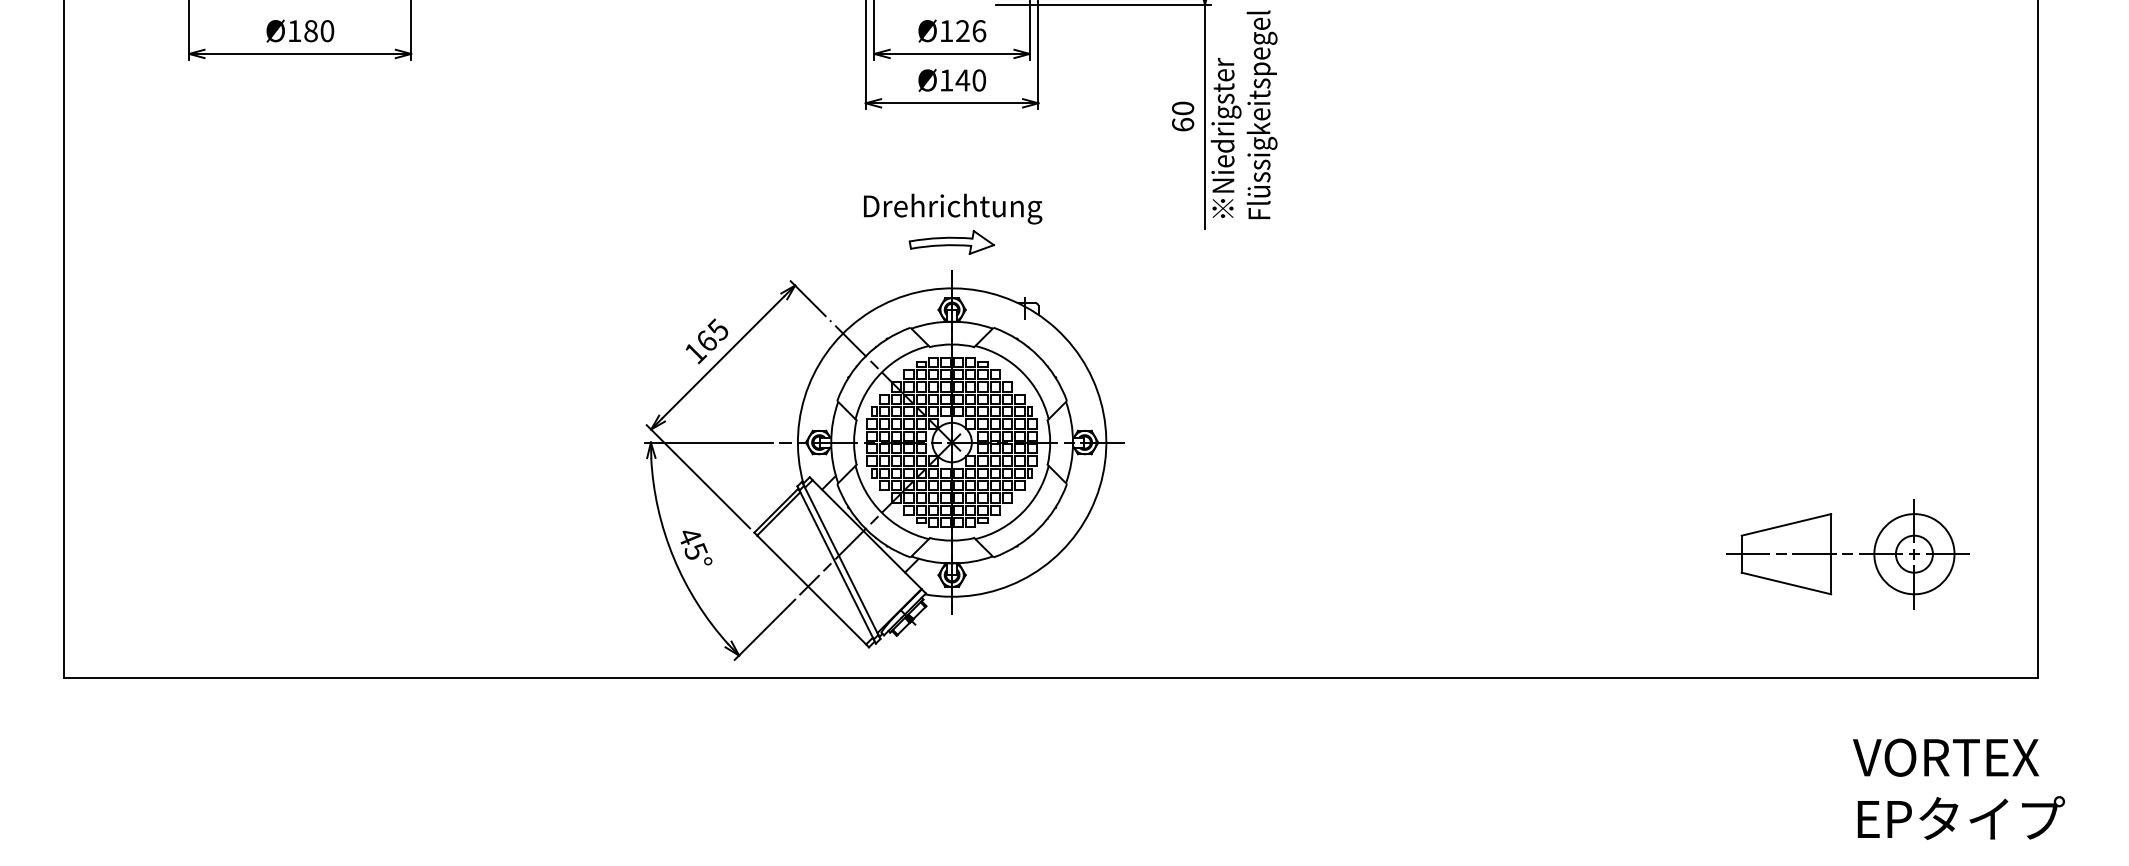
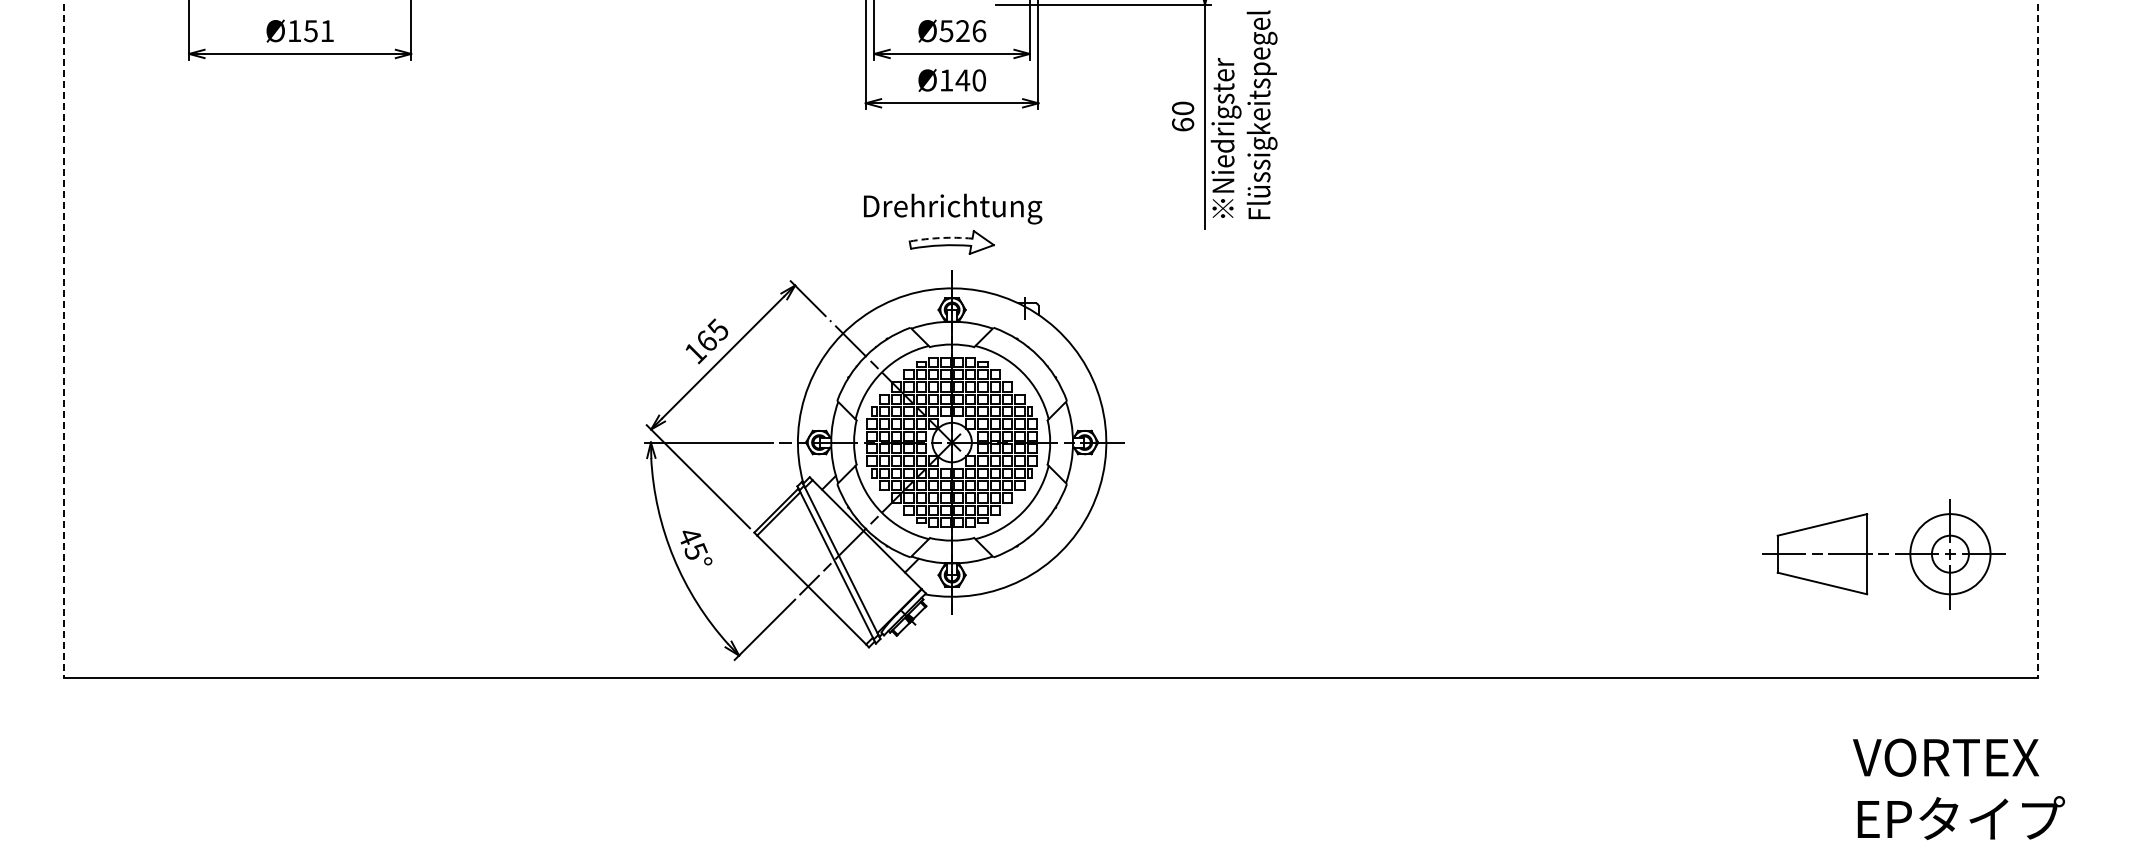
text: Ø180 -> Ø151 (319, 31)
text: Ø126 -> Ø526 (946, 31)
arc: solid -> dashed (941, 238)
line: solid -> dashed (63, 339)
line: solid -> dashed (2037, 339)
part position: (1847, 554) -> (1883, 554) (1883, 554)
